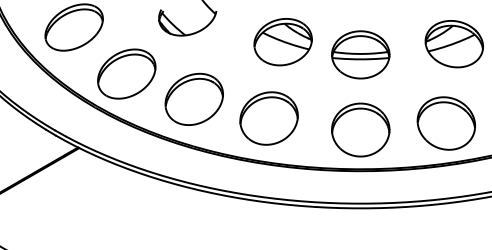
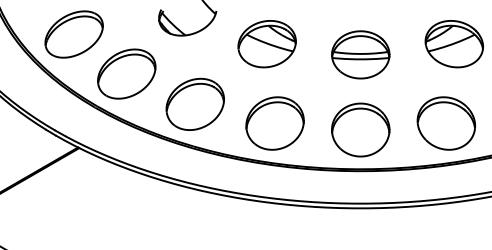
part position: (73, 27) -> (73, 34) (73, 34)
part position: (282, 42) -> (266, 44) (266, 44)
part position: (193, 98) -> (194, 103) (194, 103)
part position: (268, 118) -> (274, 123) (274, 123)
